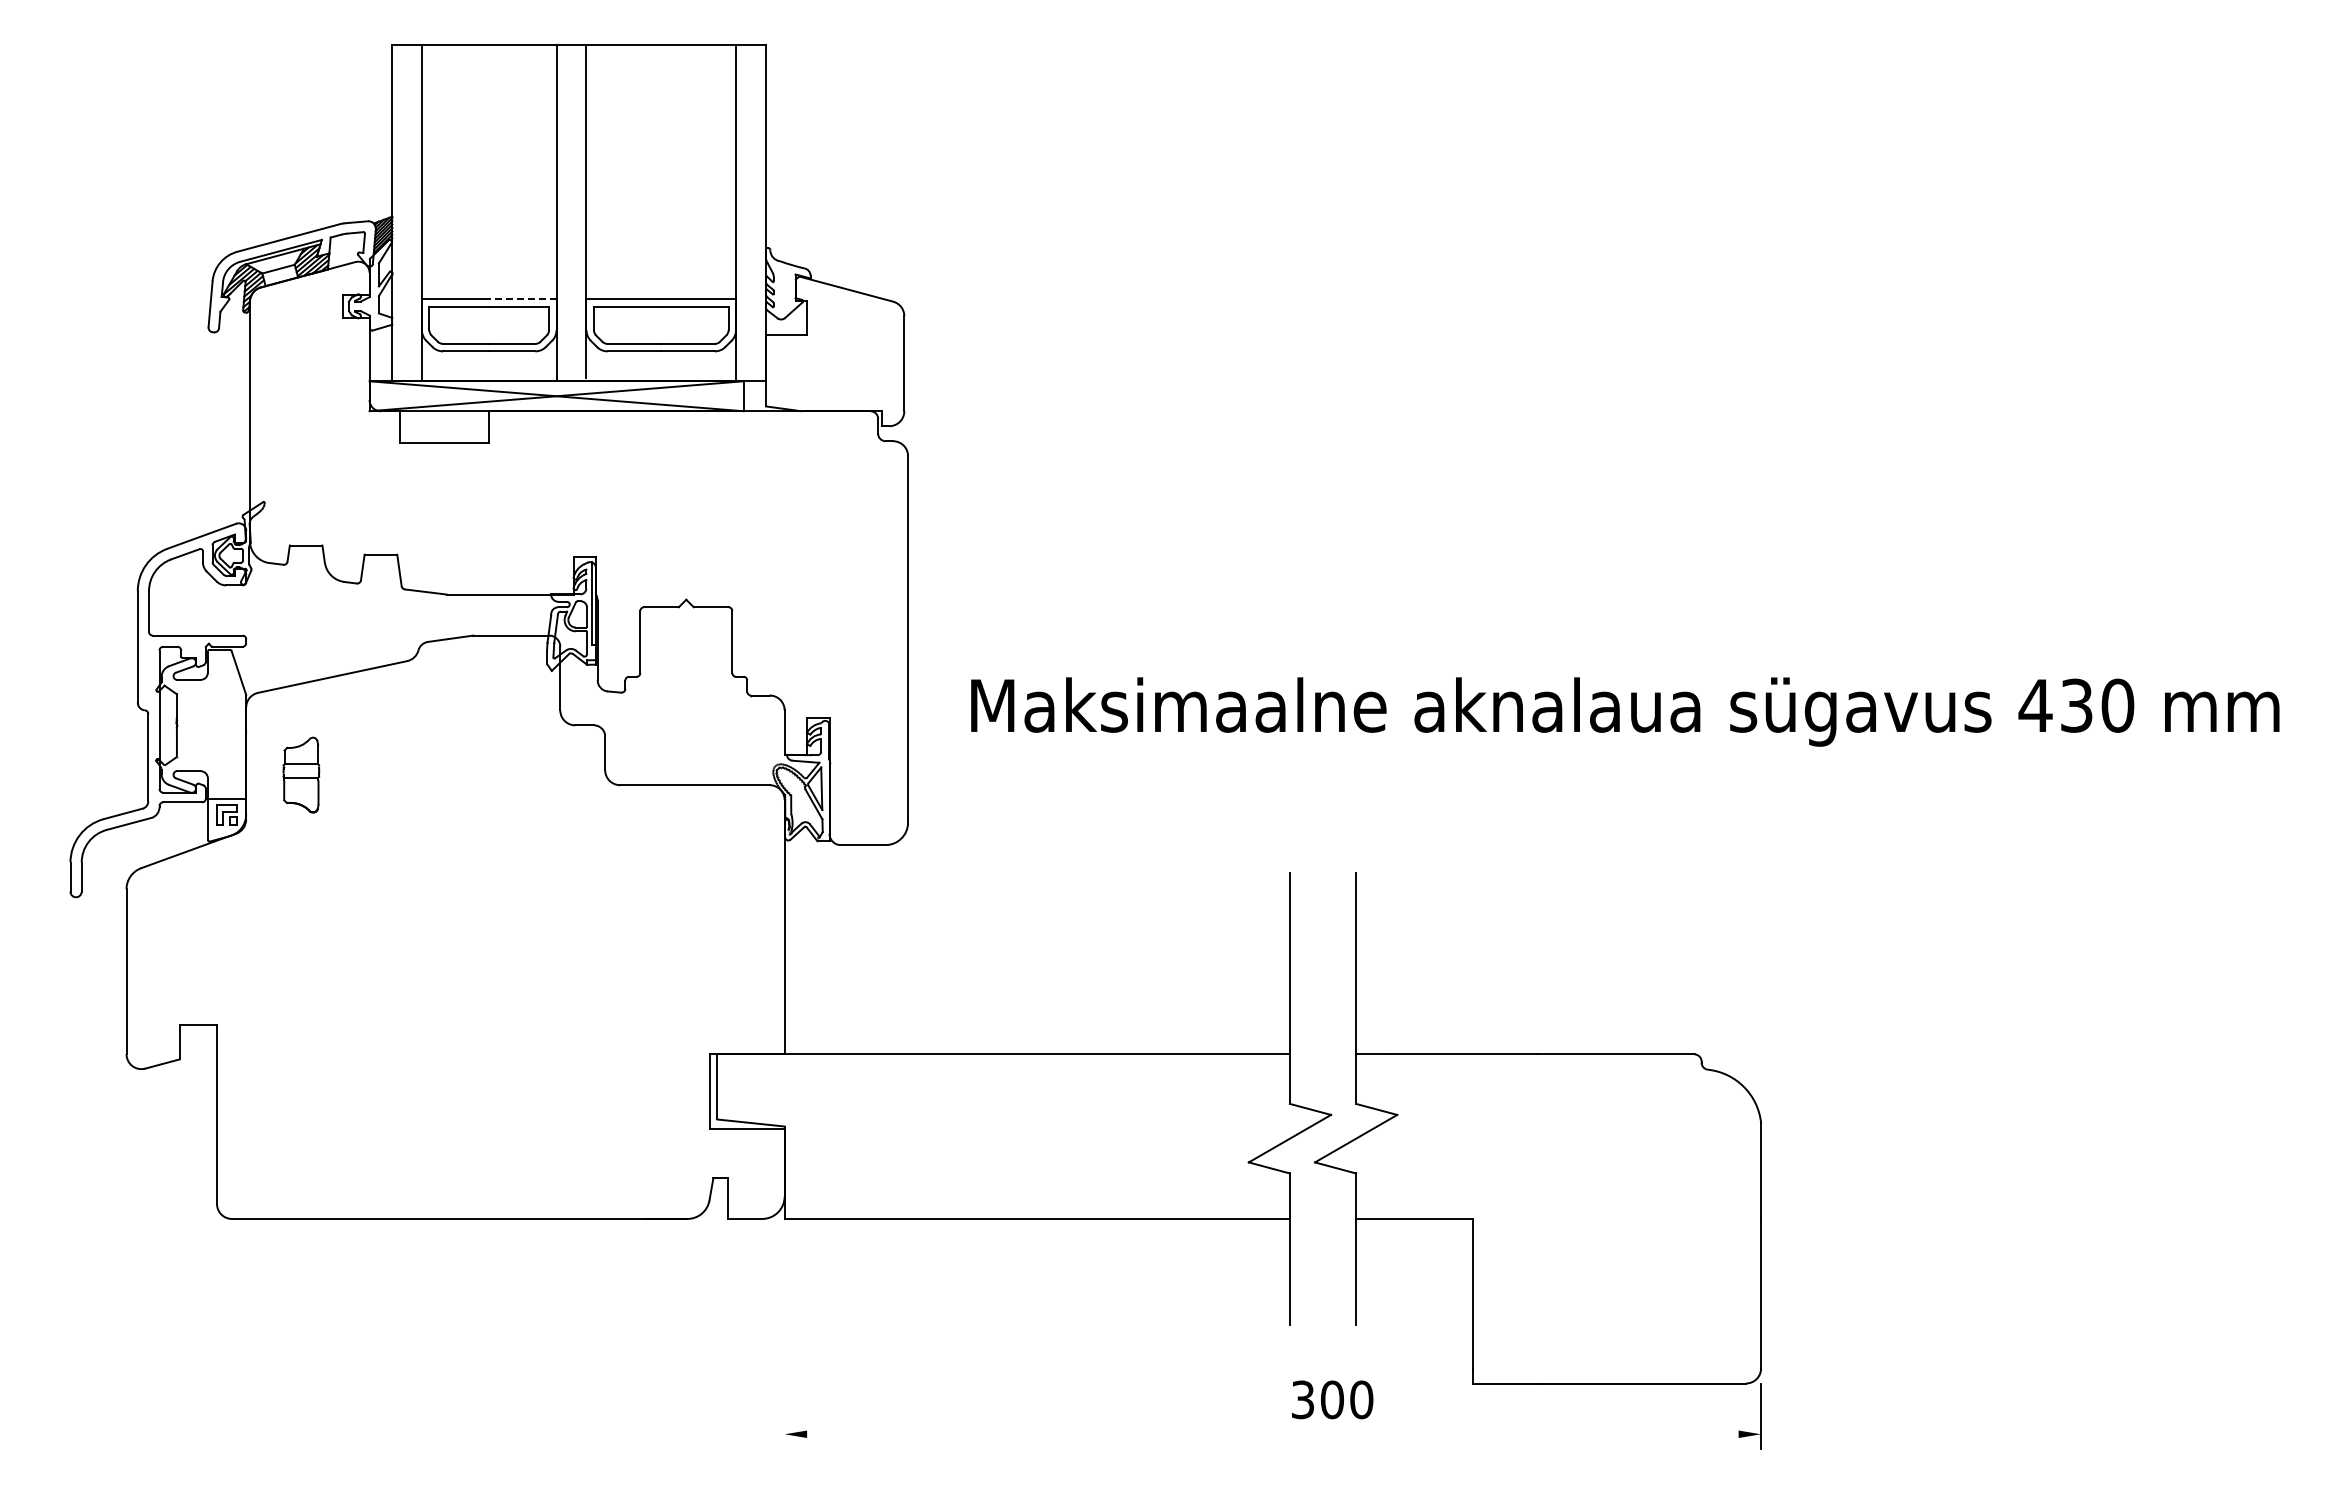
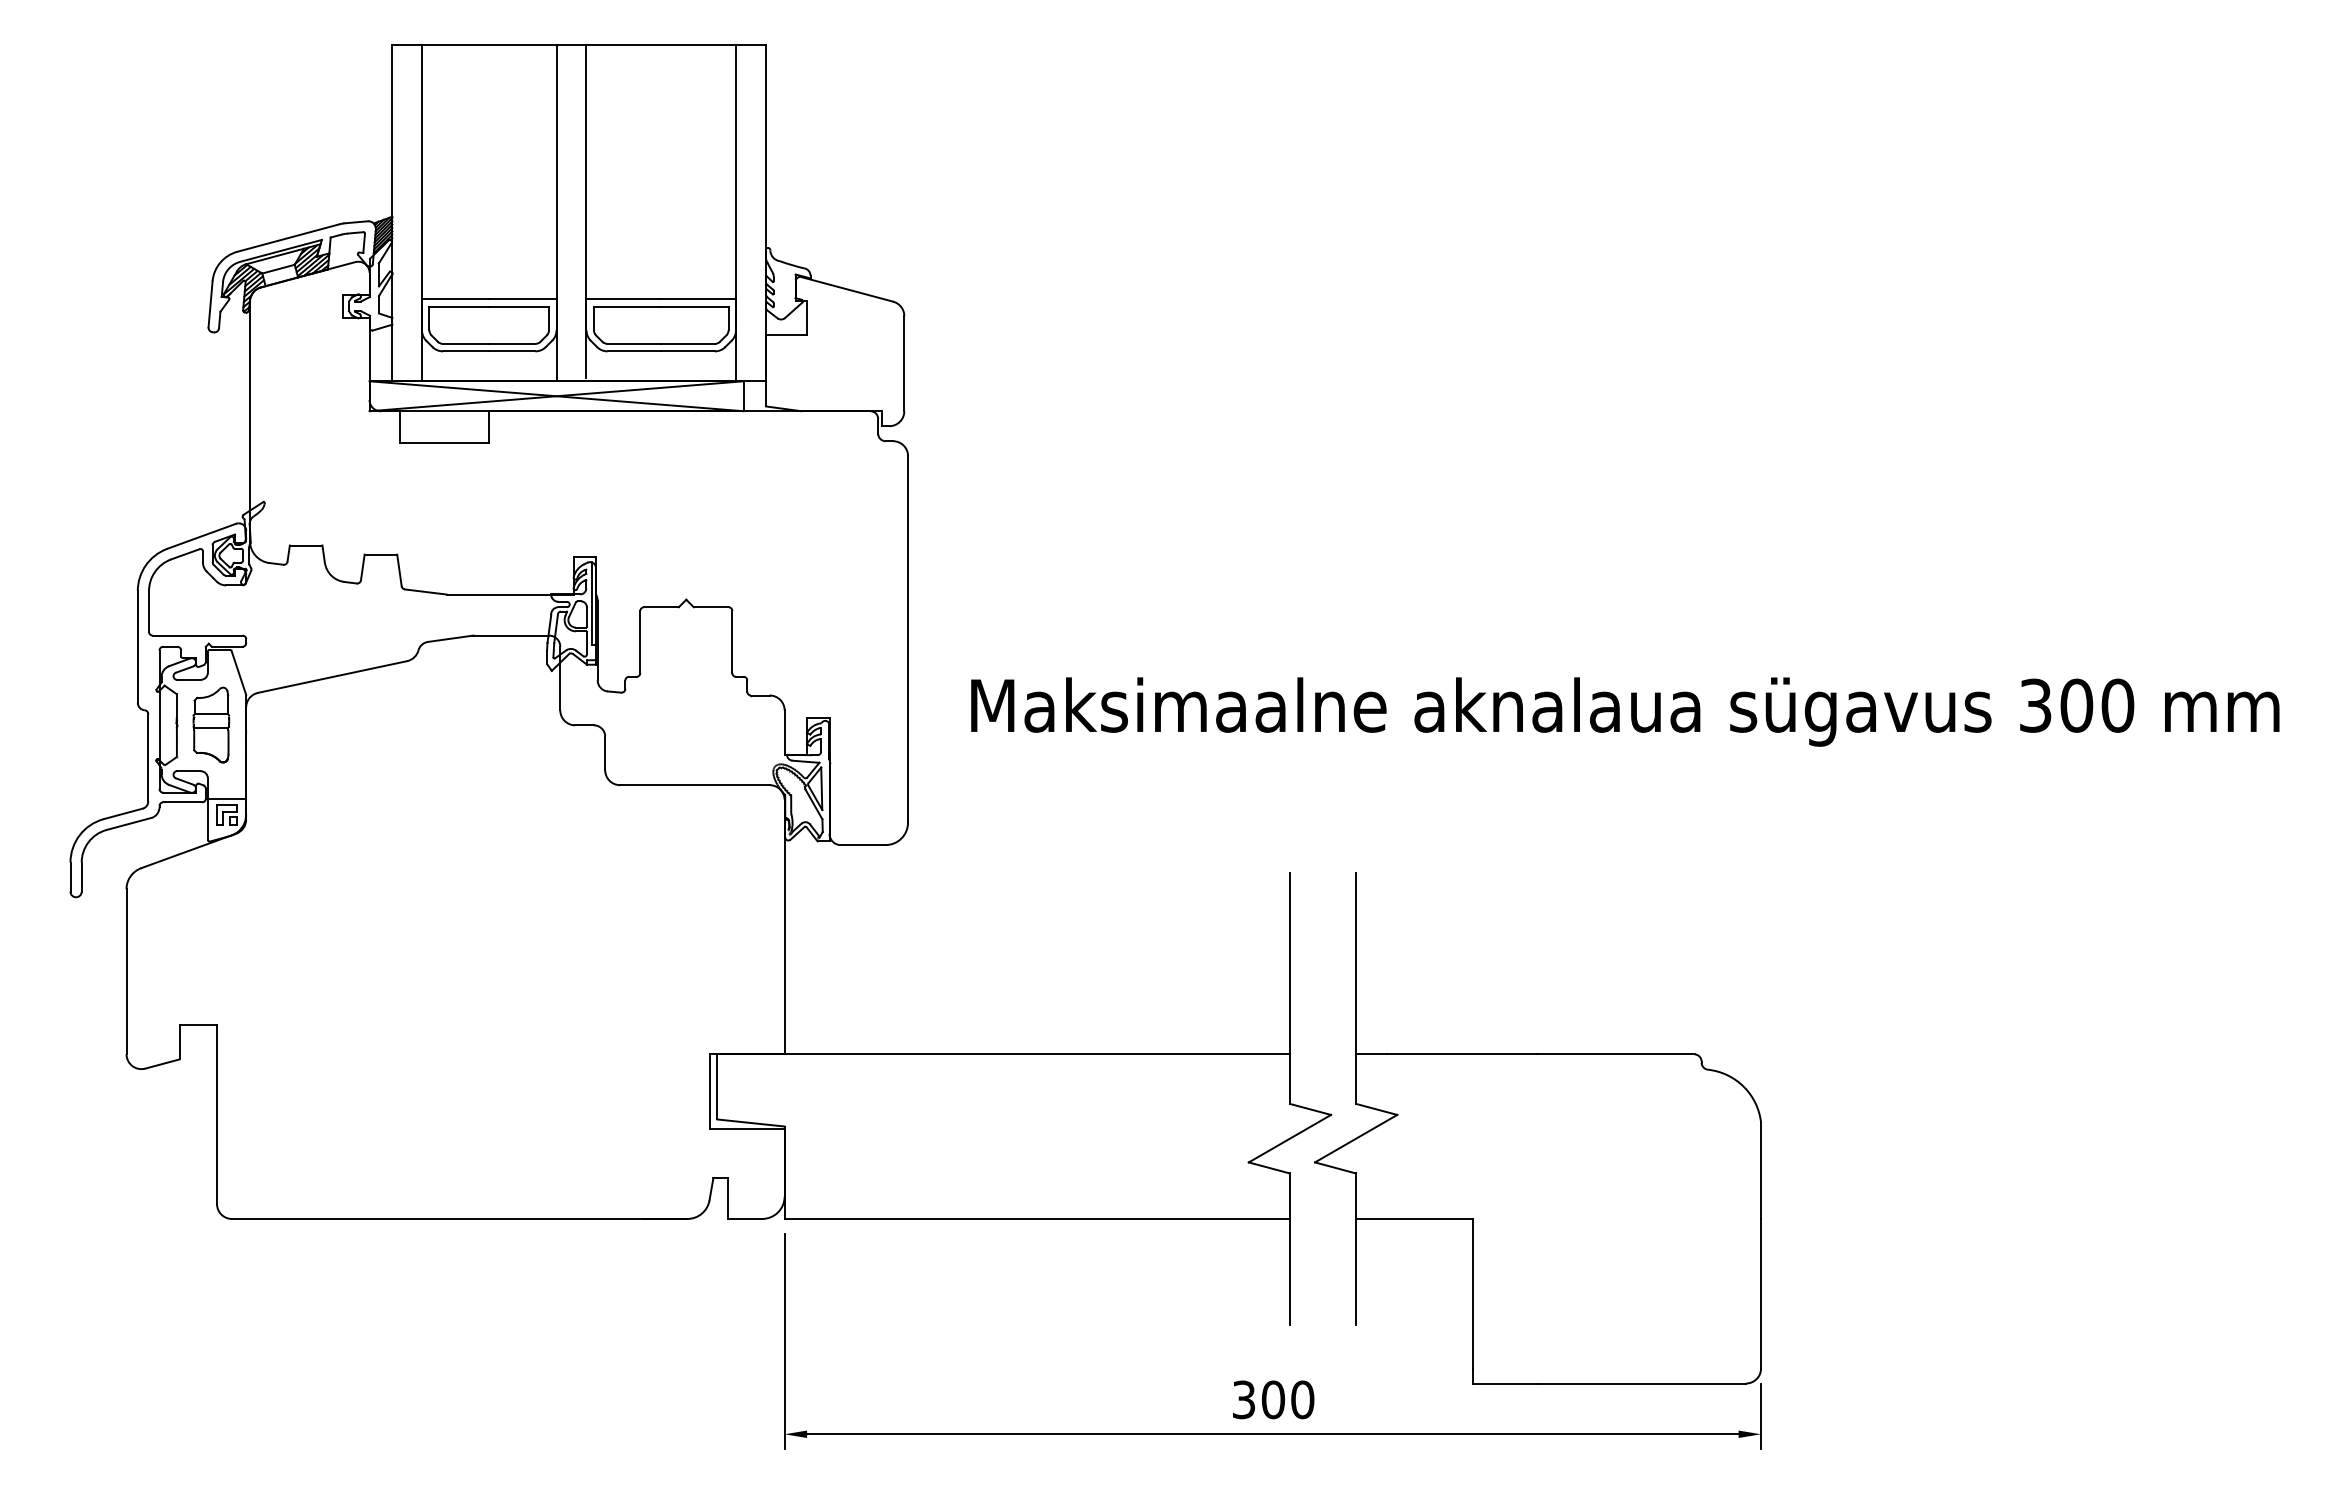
line: dashed -> solid (522, 299)
text: 430 -> 300 (2055, 705)
part position: (301, 774) -> (211, 724) (211, 724)
line: none -> present (784, 1341)
text position: (1332, 1399) -> (1273, 1399) (1273, 1399)
line: none -> present (1272, 1434)
